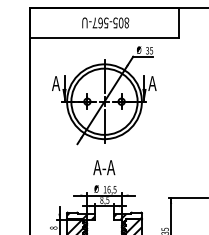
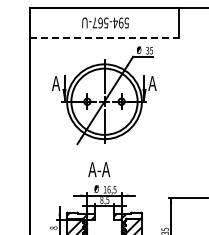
text: 805-567-U -> 594-567-U (121, 22)
line: solid -> dashed (104, 37)
text position: (104, 167) -> (99, 169) (99, 169)
